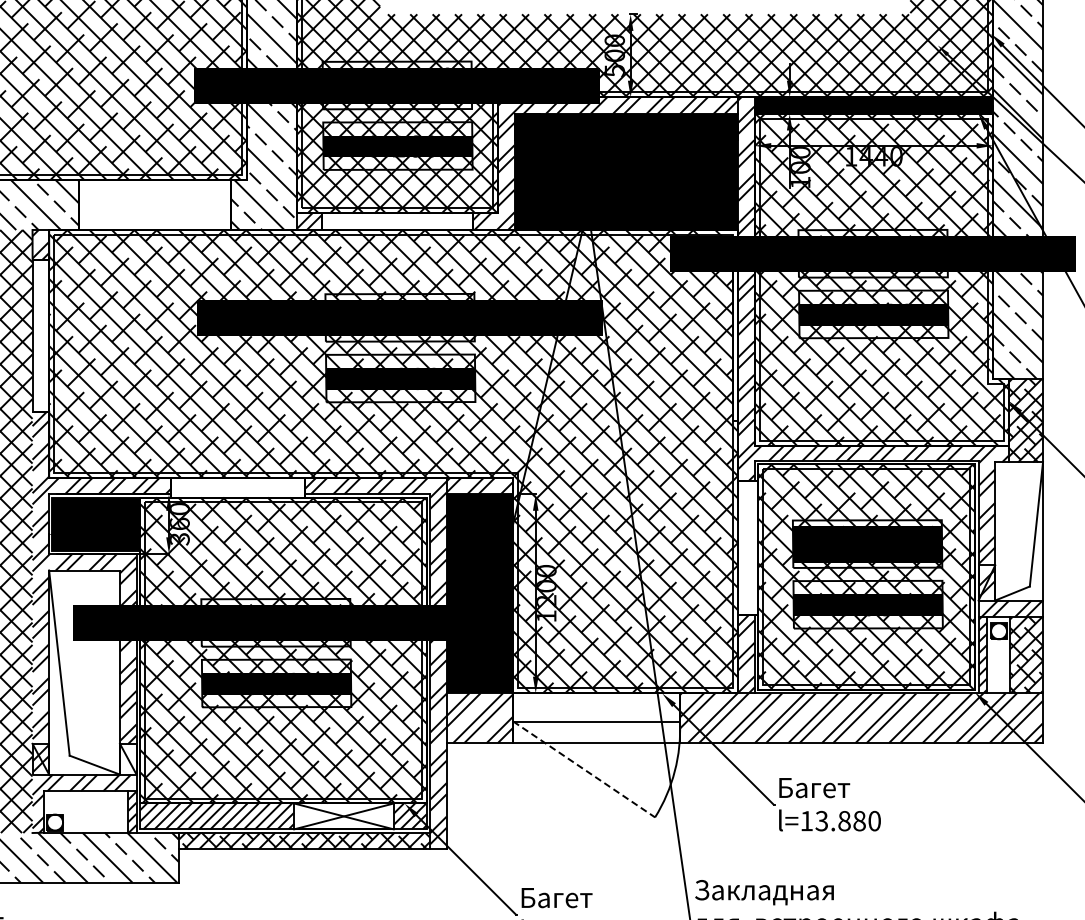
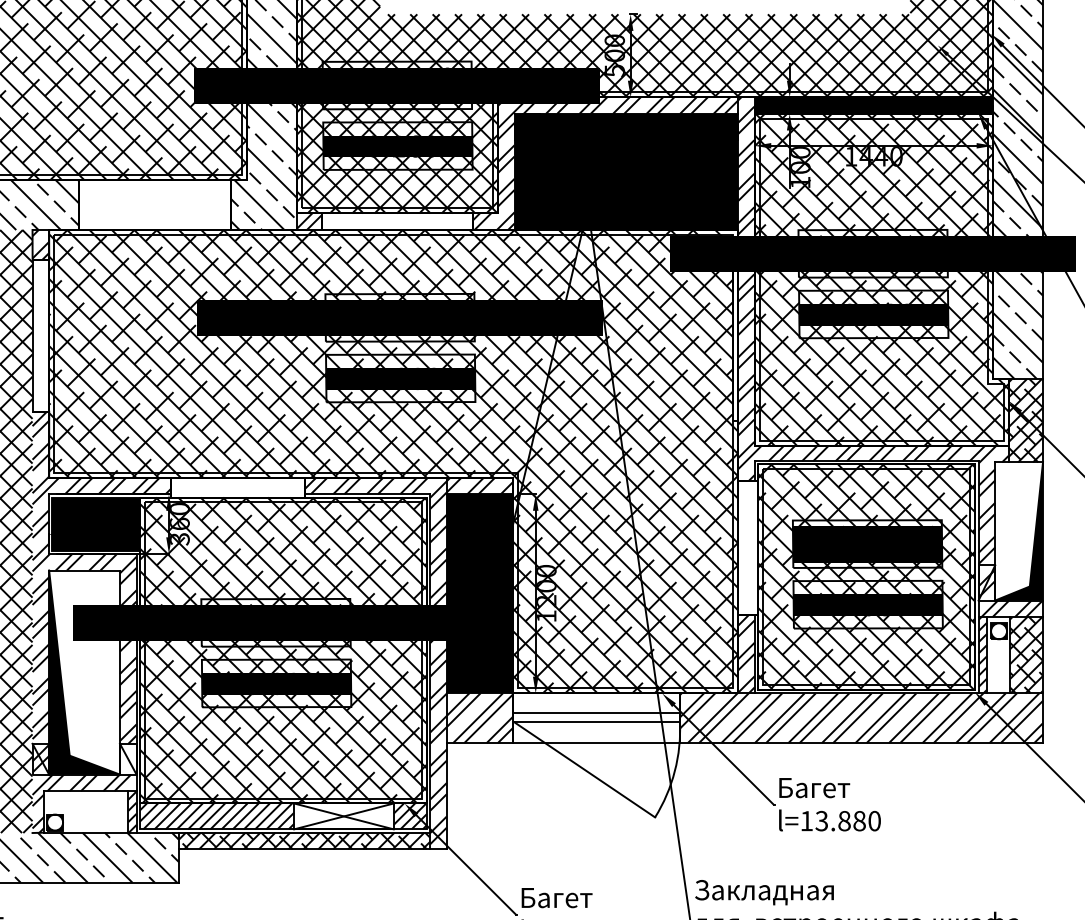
fill: none -> present (1019, 531)
fill: none -> present (84, 672)
line: none -> present (596, 713)
line: dashed -> solid (584, 769)
